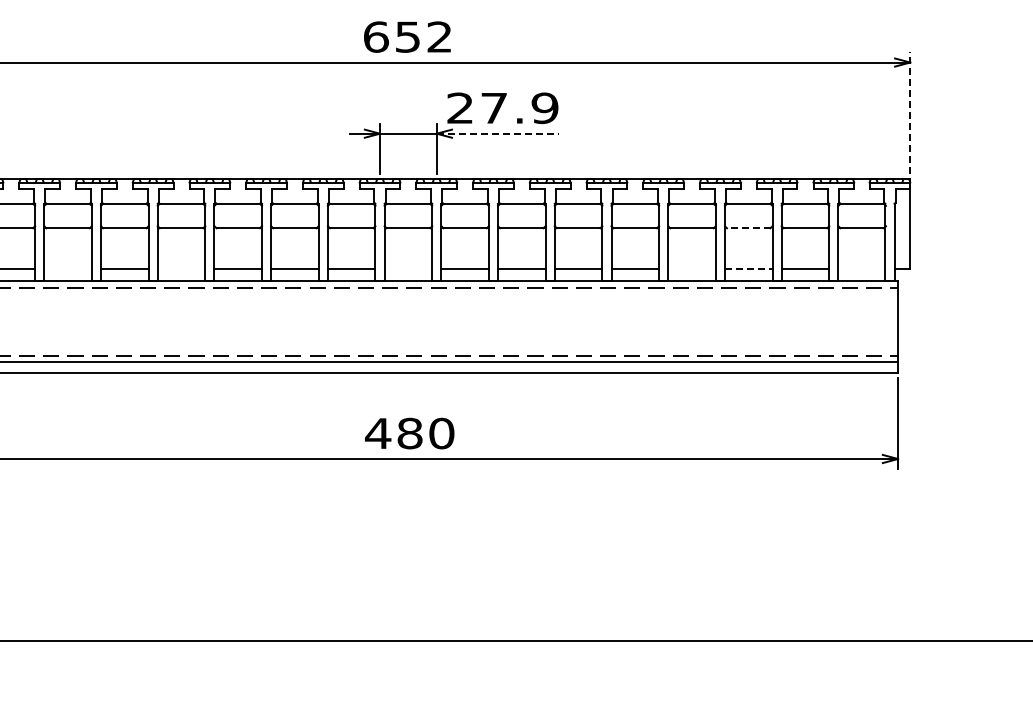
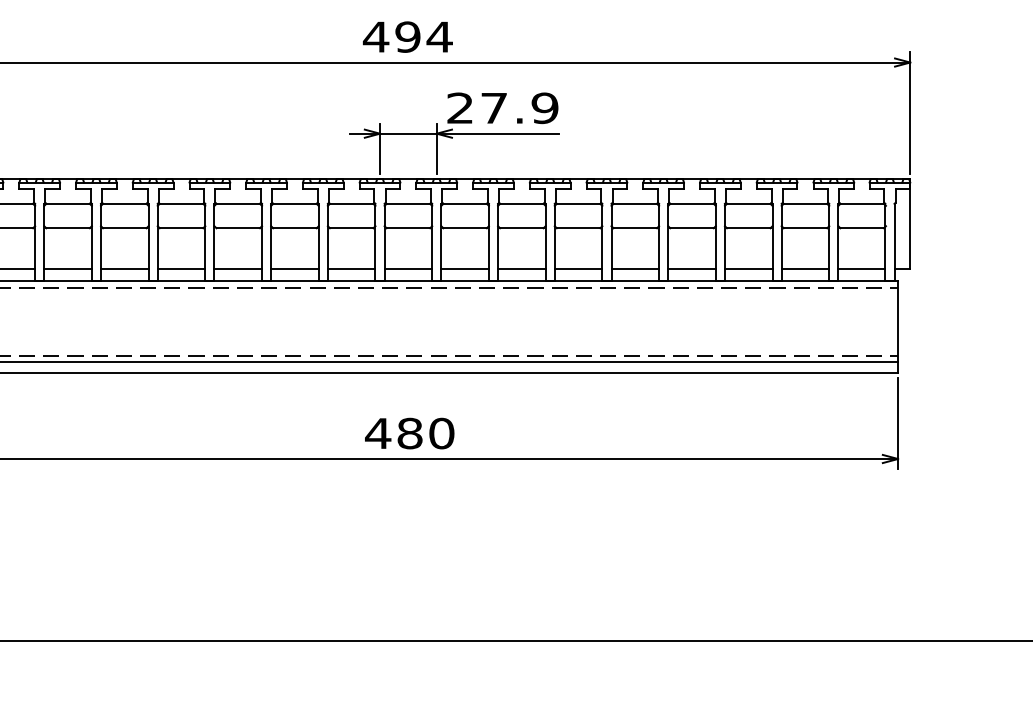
text: 652 -> 494 (407, 36)
line: dashed -> solid (910, 113)
line: dashed -> solid (497, 133)
line: dashed -> solid (748, 228)
line: none -> present (67, 268)
line: none -> present (181, 268)
line: none -> present (408, 268)
line: none -> present (691, 268)
line: dashed -> solid (748, 268)
line: none -> present (861, 268)
